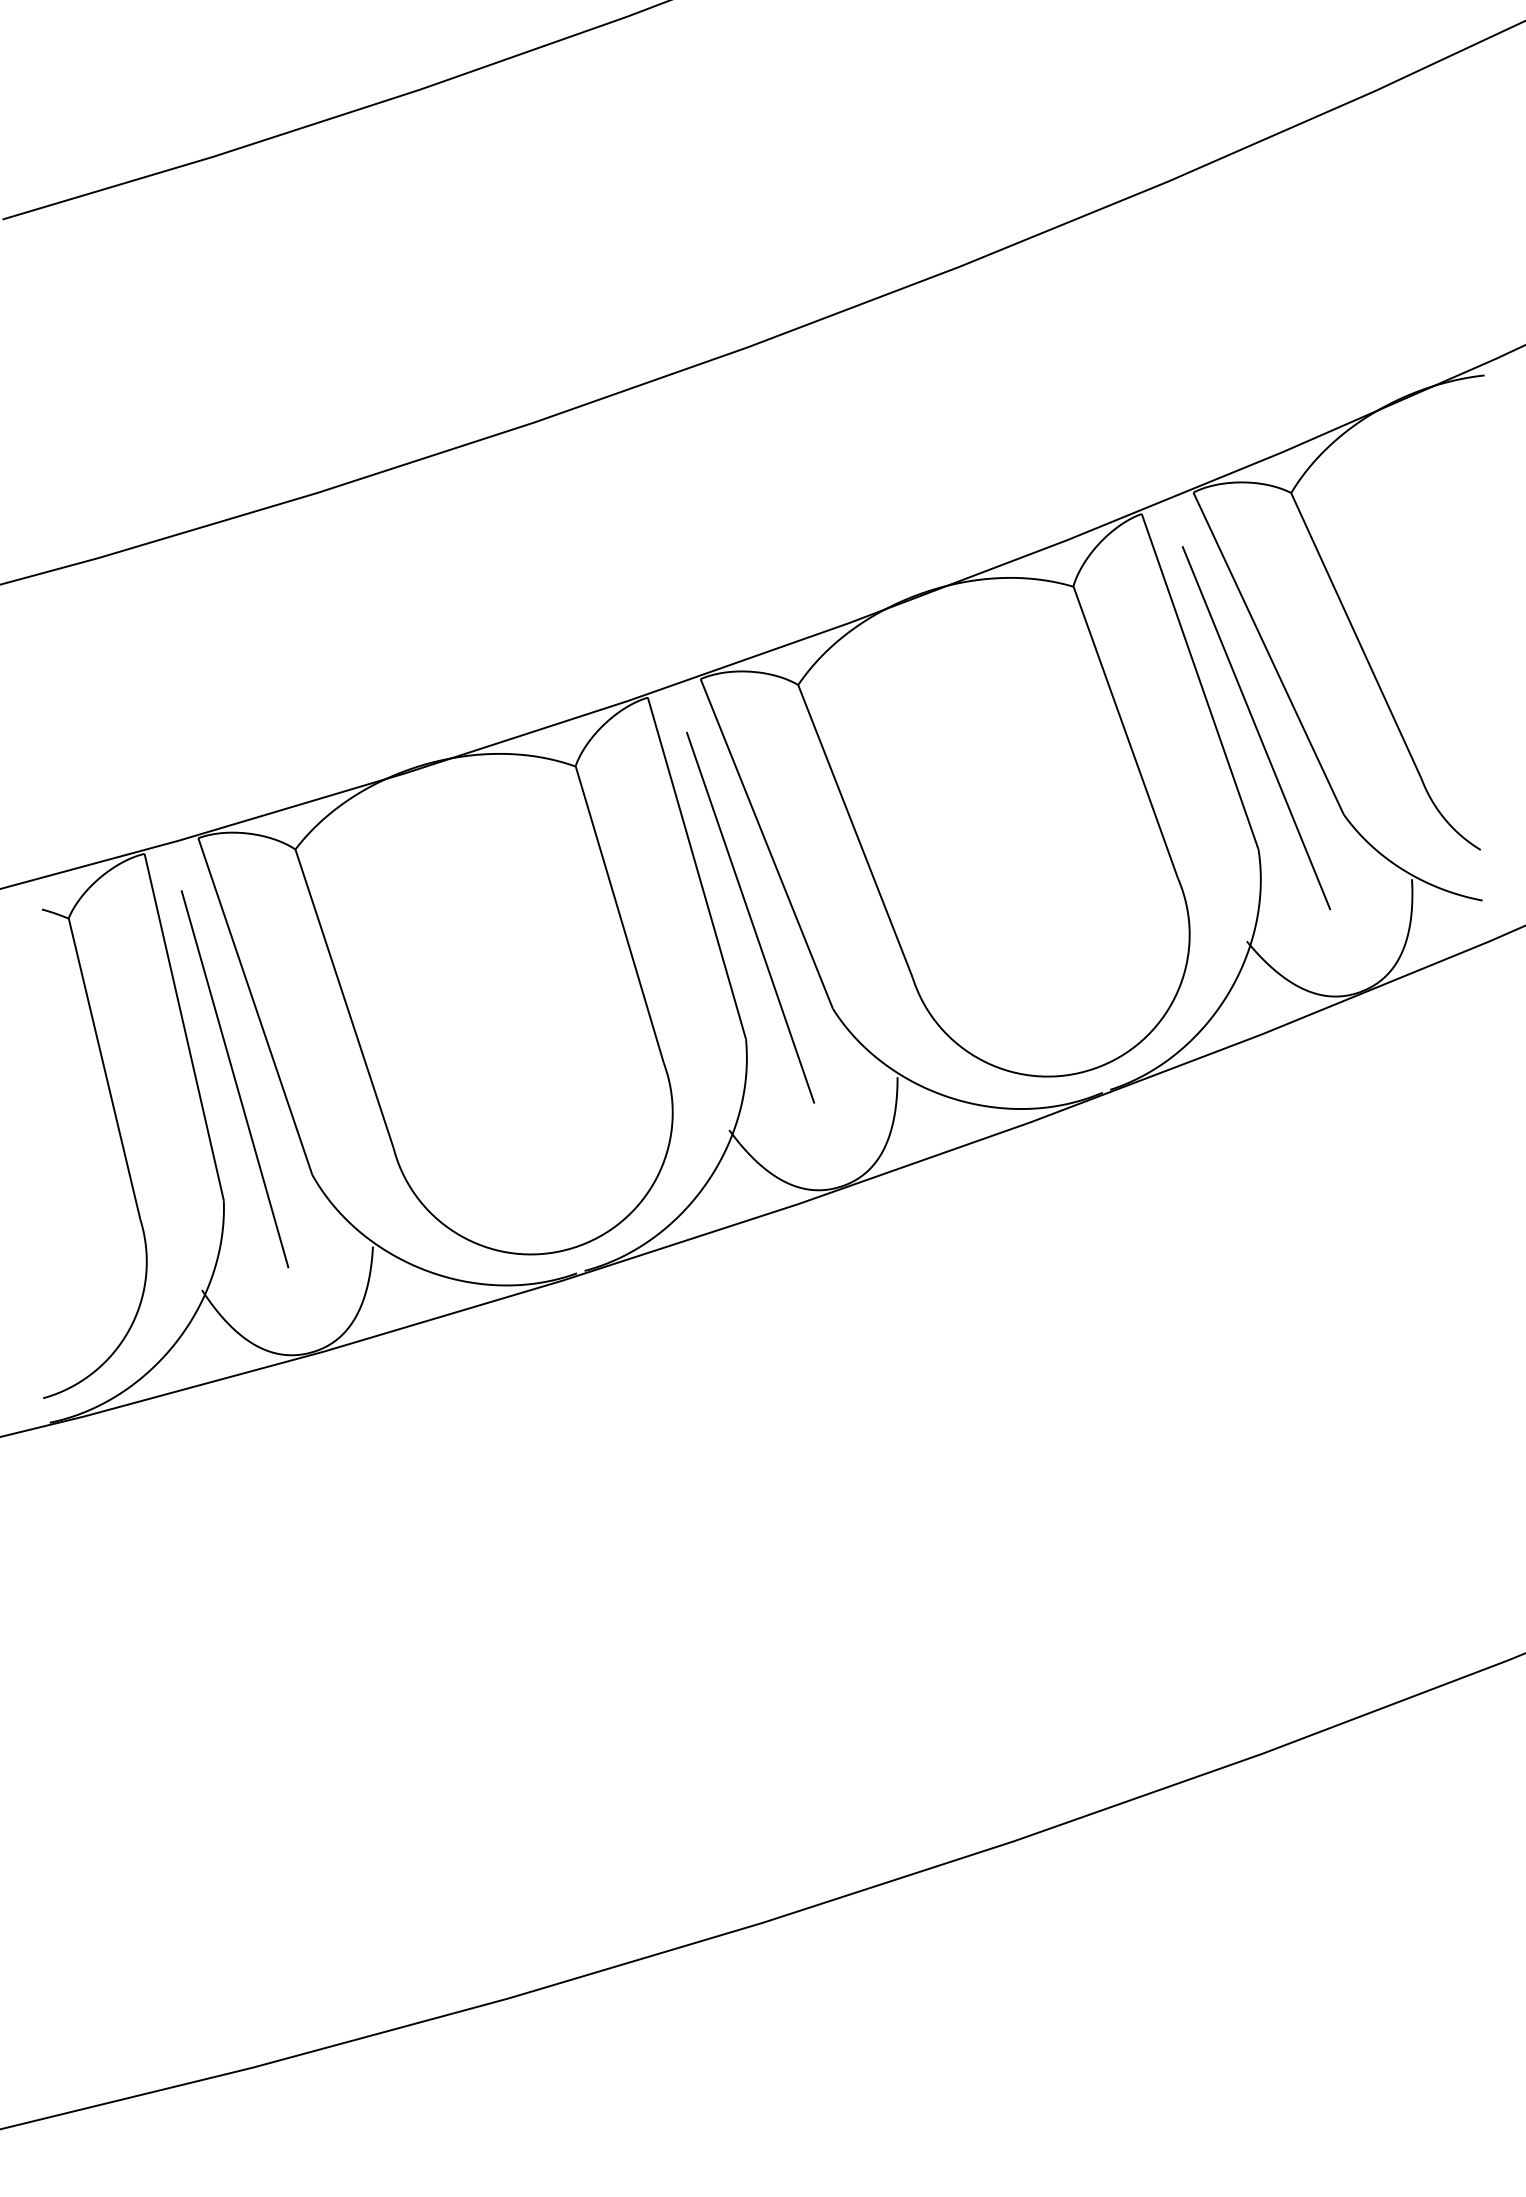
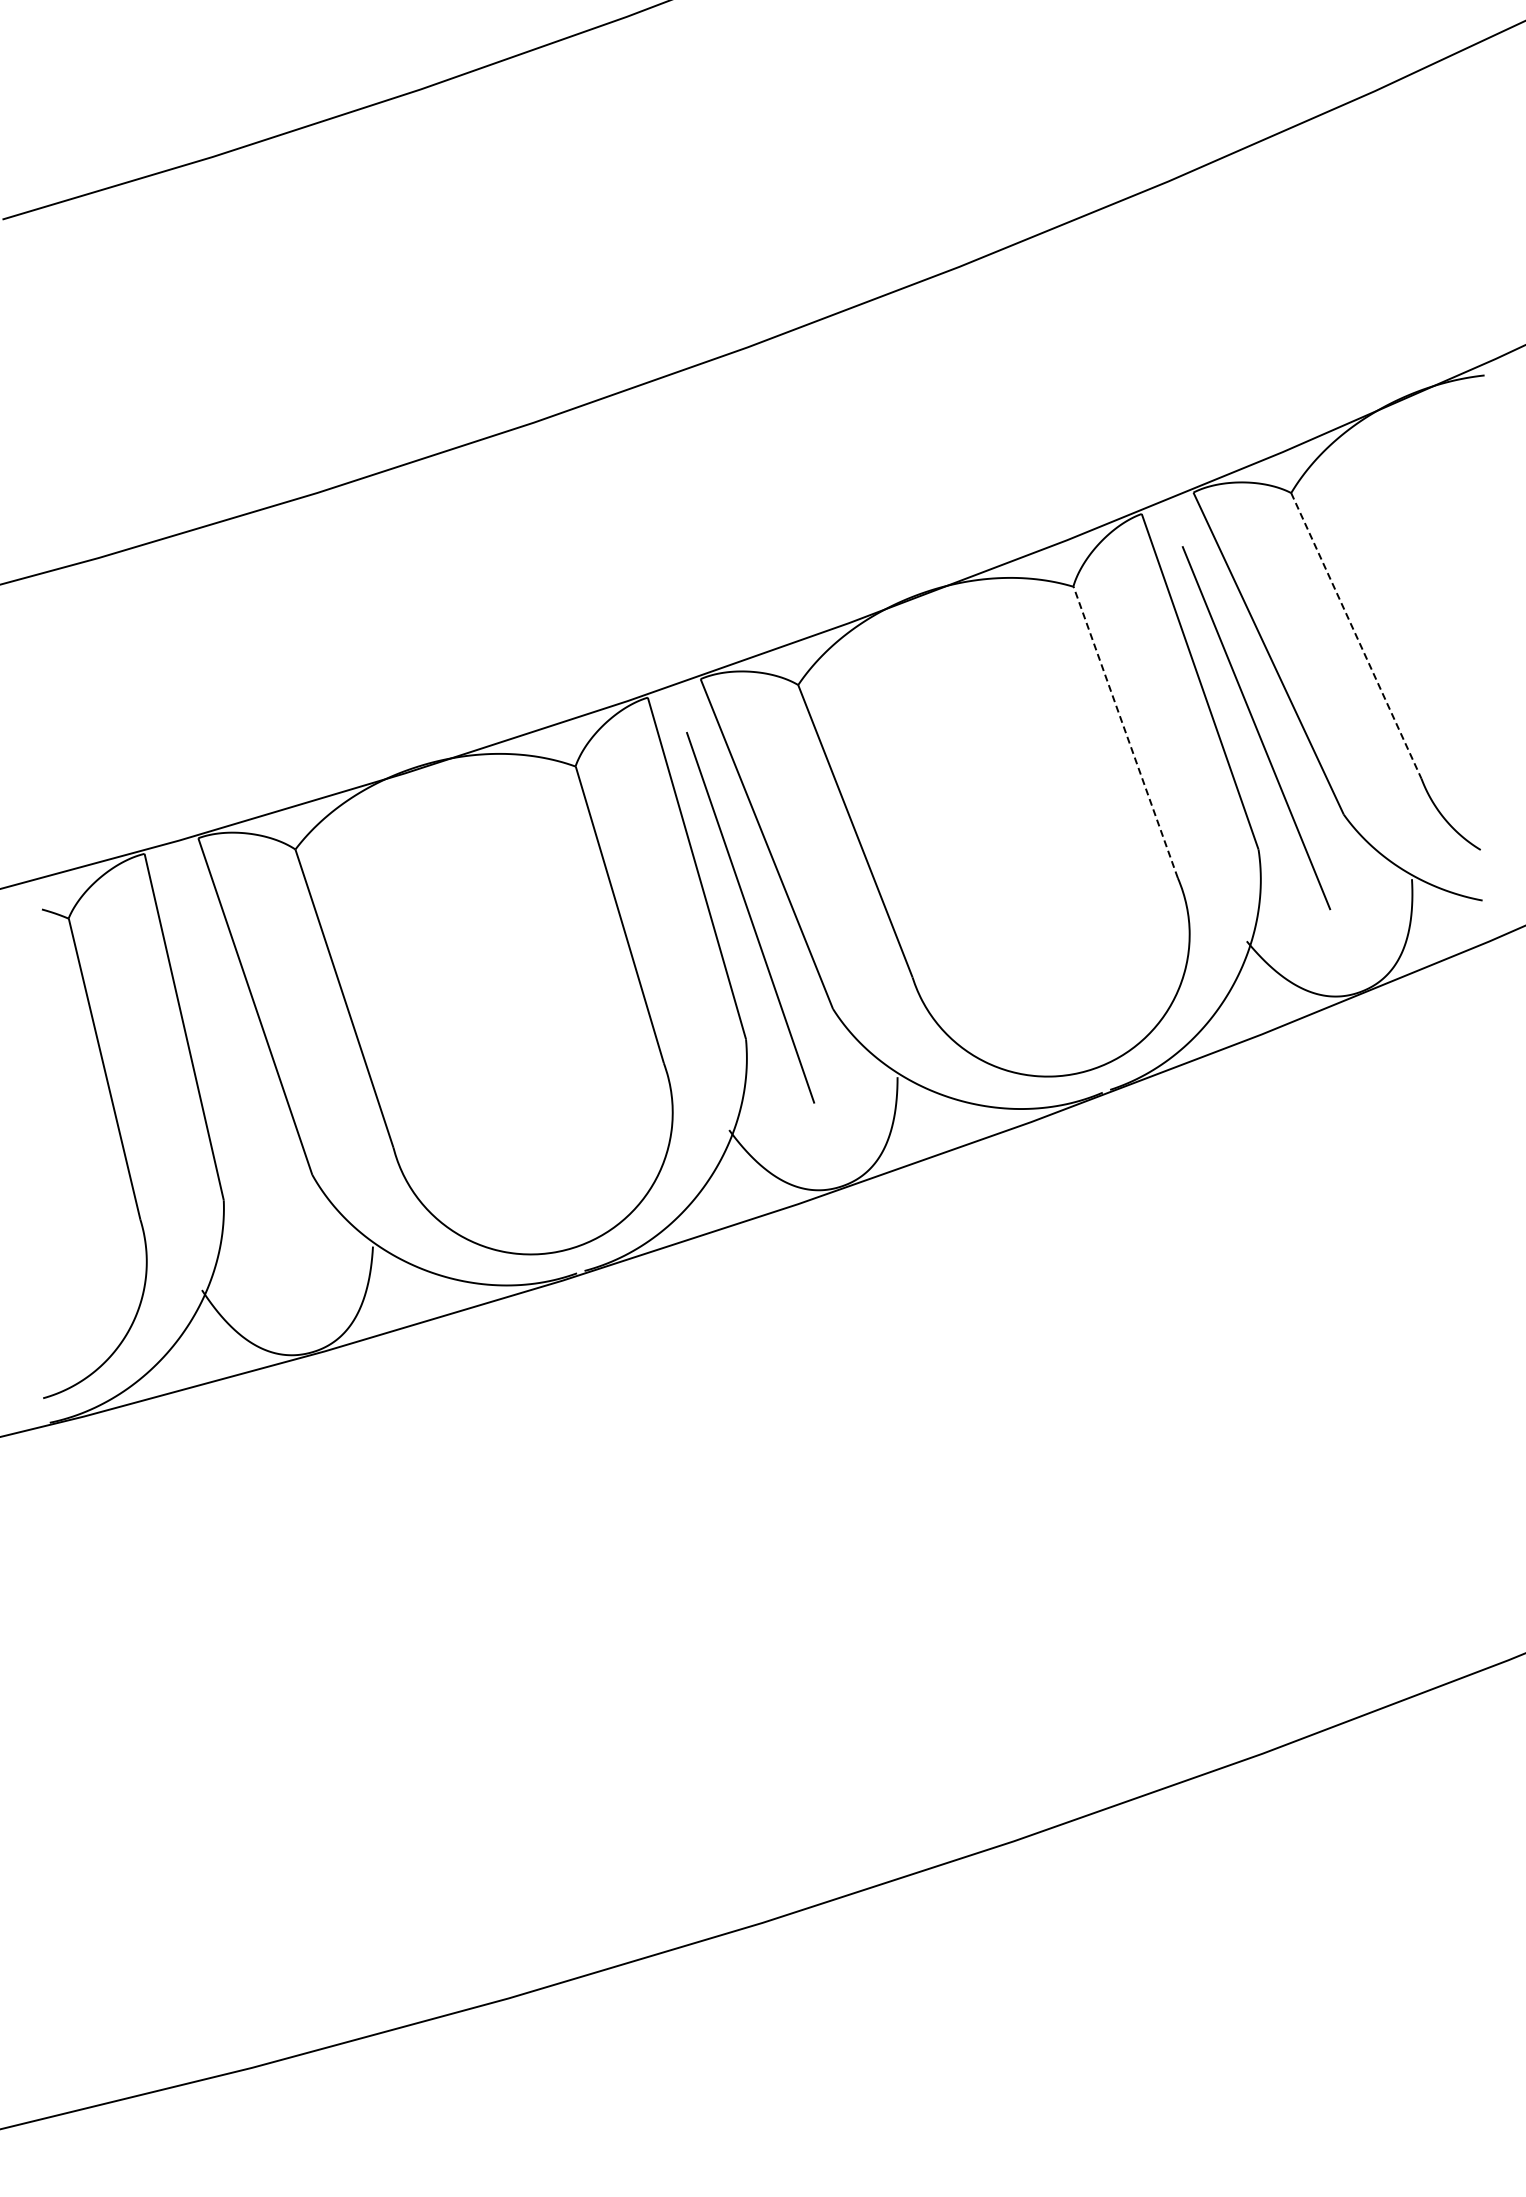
line: solid -> dashed (1356, 636)
line: solid -> dashed (1125, 732)
line: present -> none (234, 1079)
